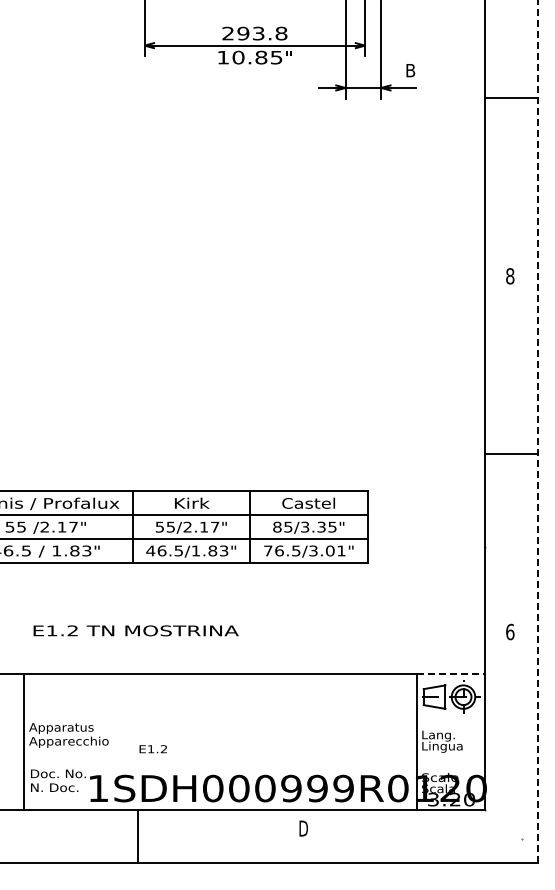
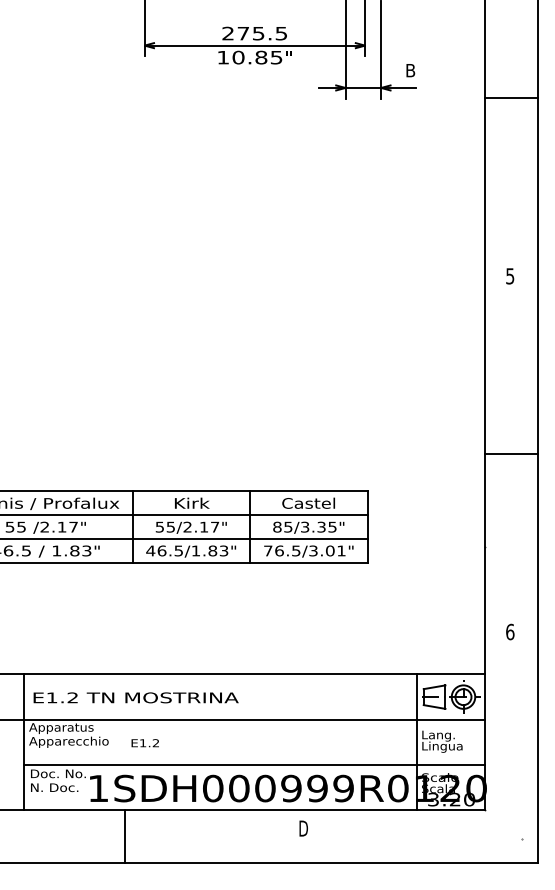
text: 293.8 -> 275.5 (262, 33)
text: 8 -> 5 (510, 276)
line: dashed -> solid (538, 431)
text position: (135, 630) -> (135, 697) (135, 697)
line: dashed -> solid (451, 674)
line: none -> present (243, 719)
text position: (152, 749) -> (144, 743) (144, 743)
line: none -> present (254, 764)
line position: (137, 836) -> (124, 836) (124, 836)
